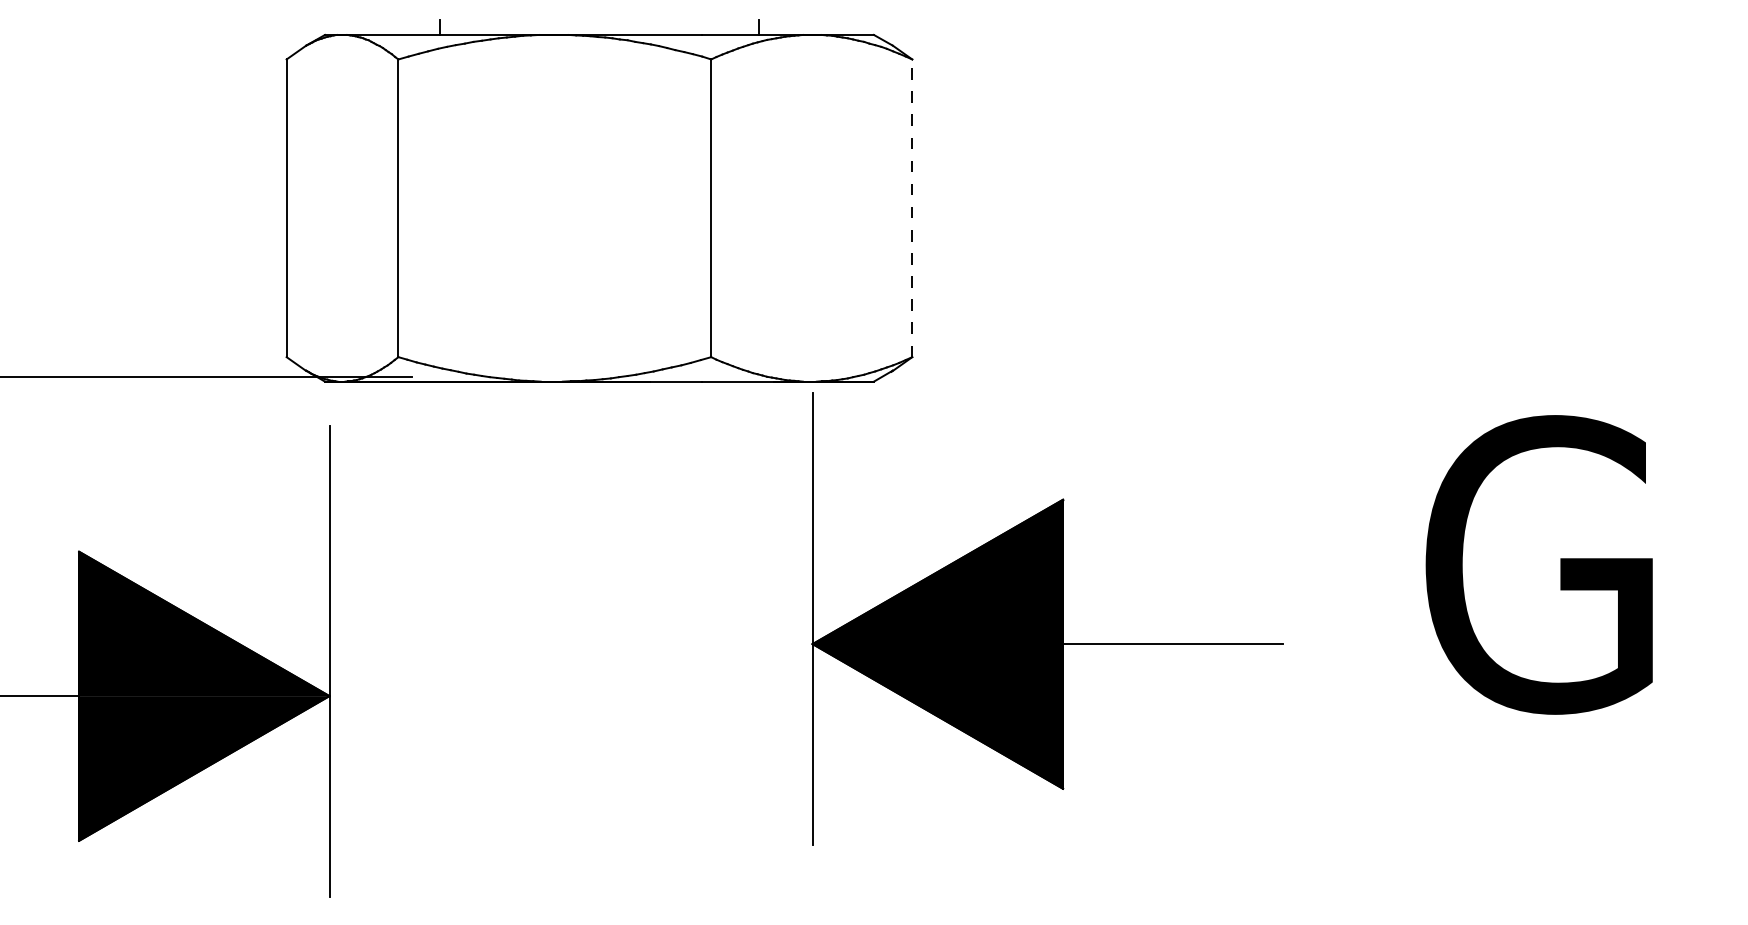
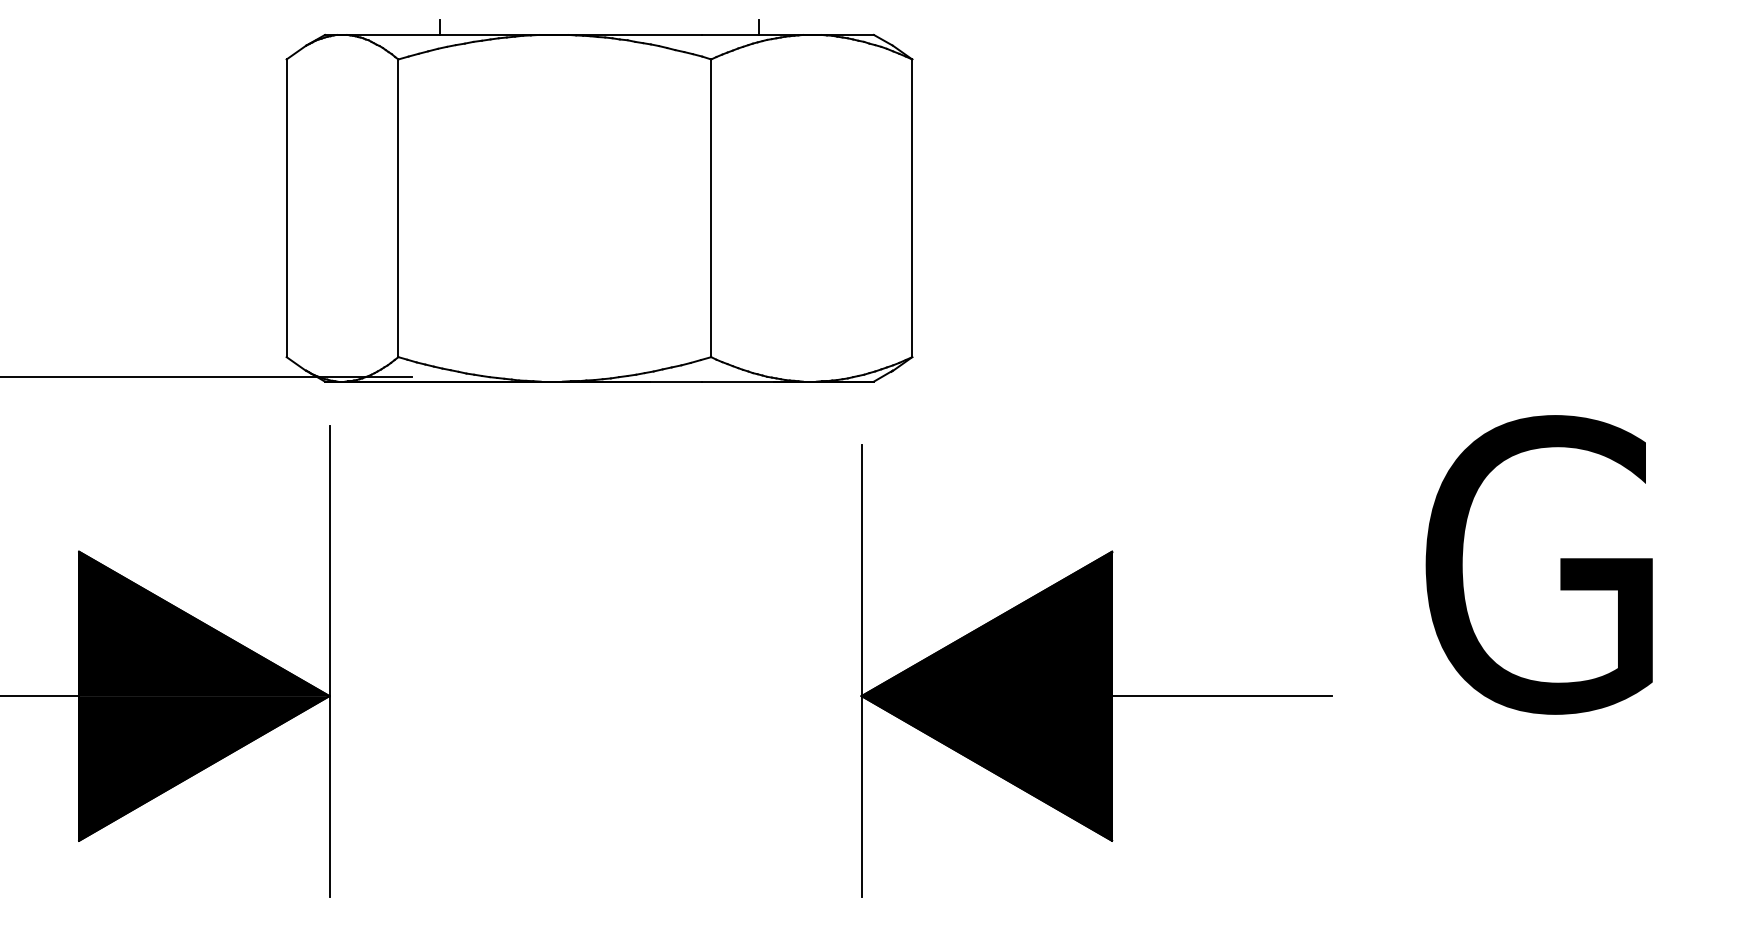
line: dashed -> solid (912, 208)
part position: (1047, 618) -> (1096, 670) (1096, 670)
